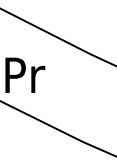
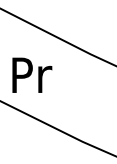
text position: (25, 74) -> (32, 74) (32, 74)
